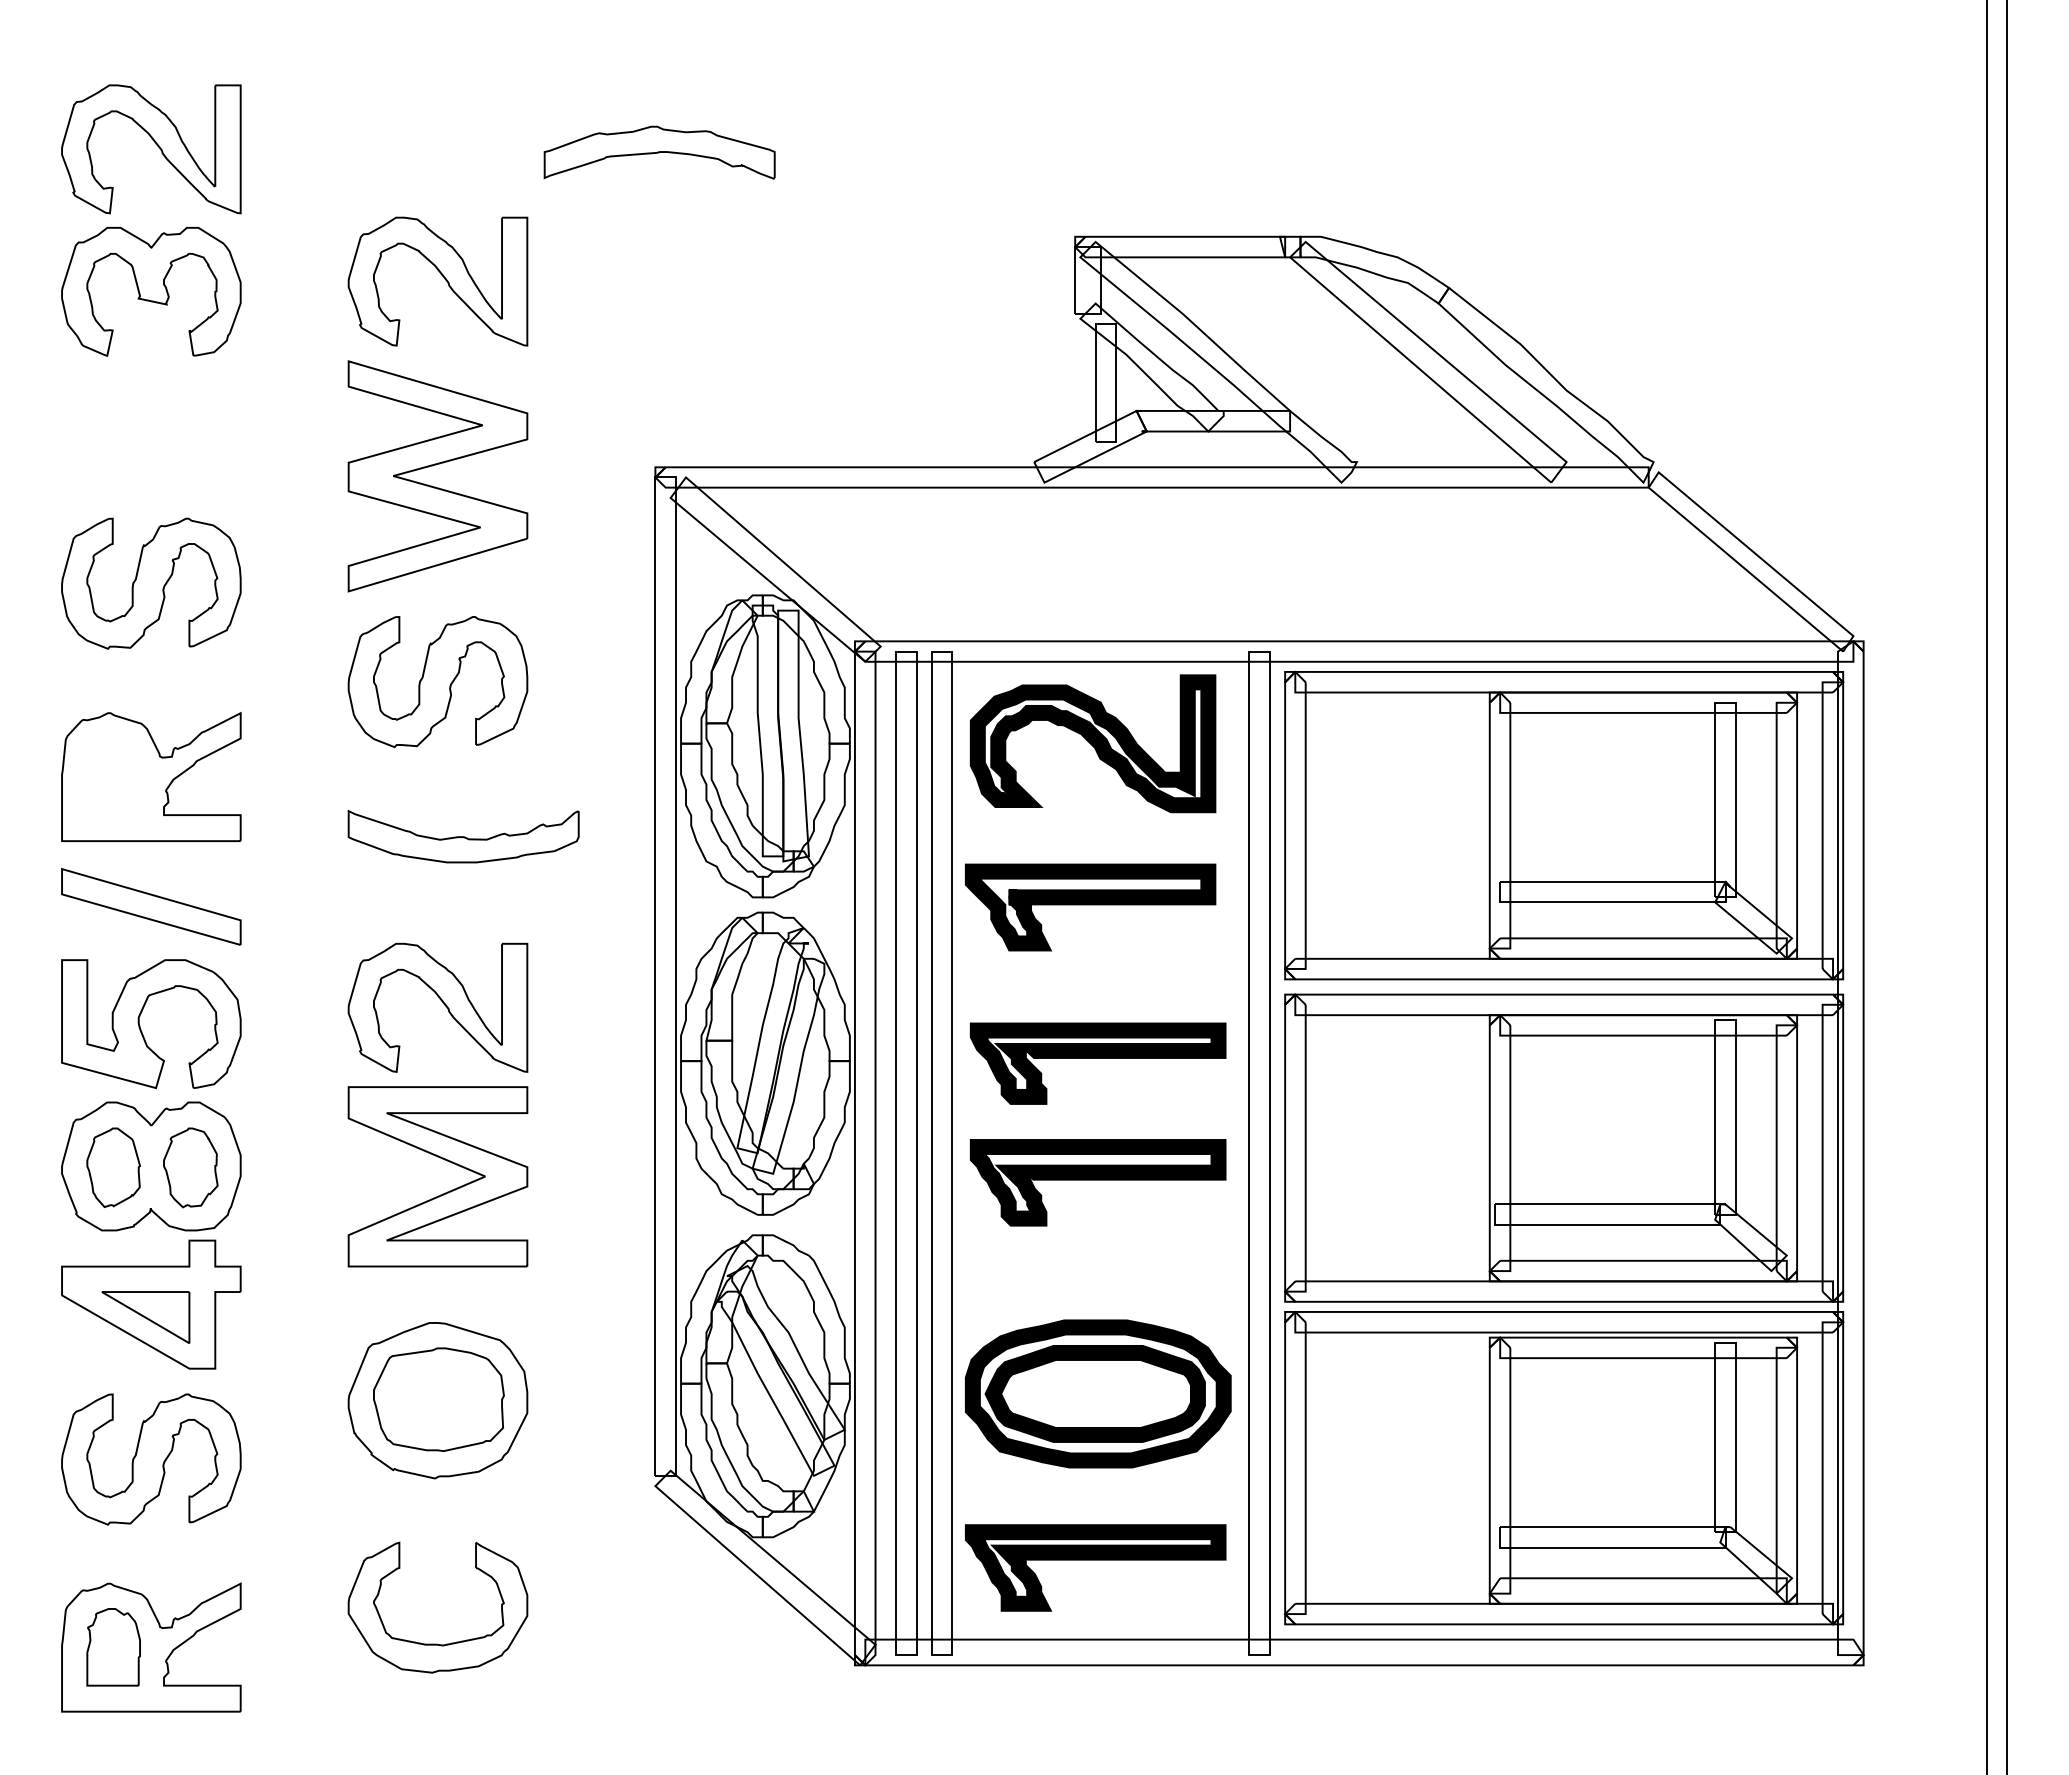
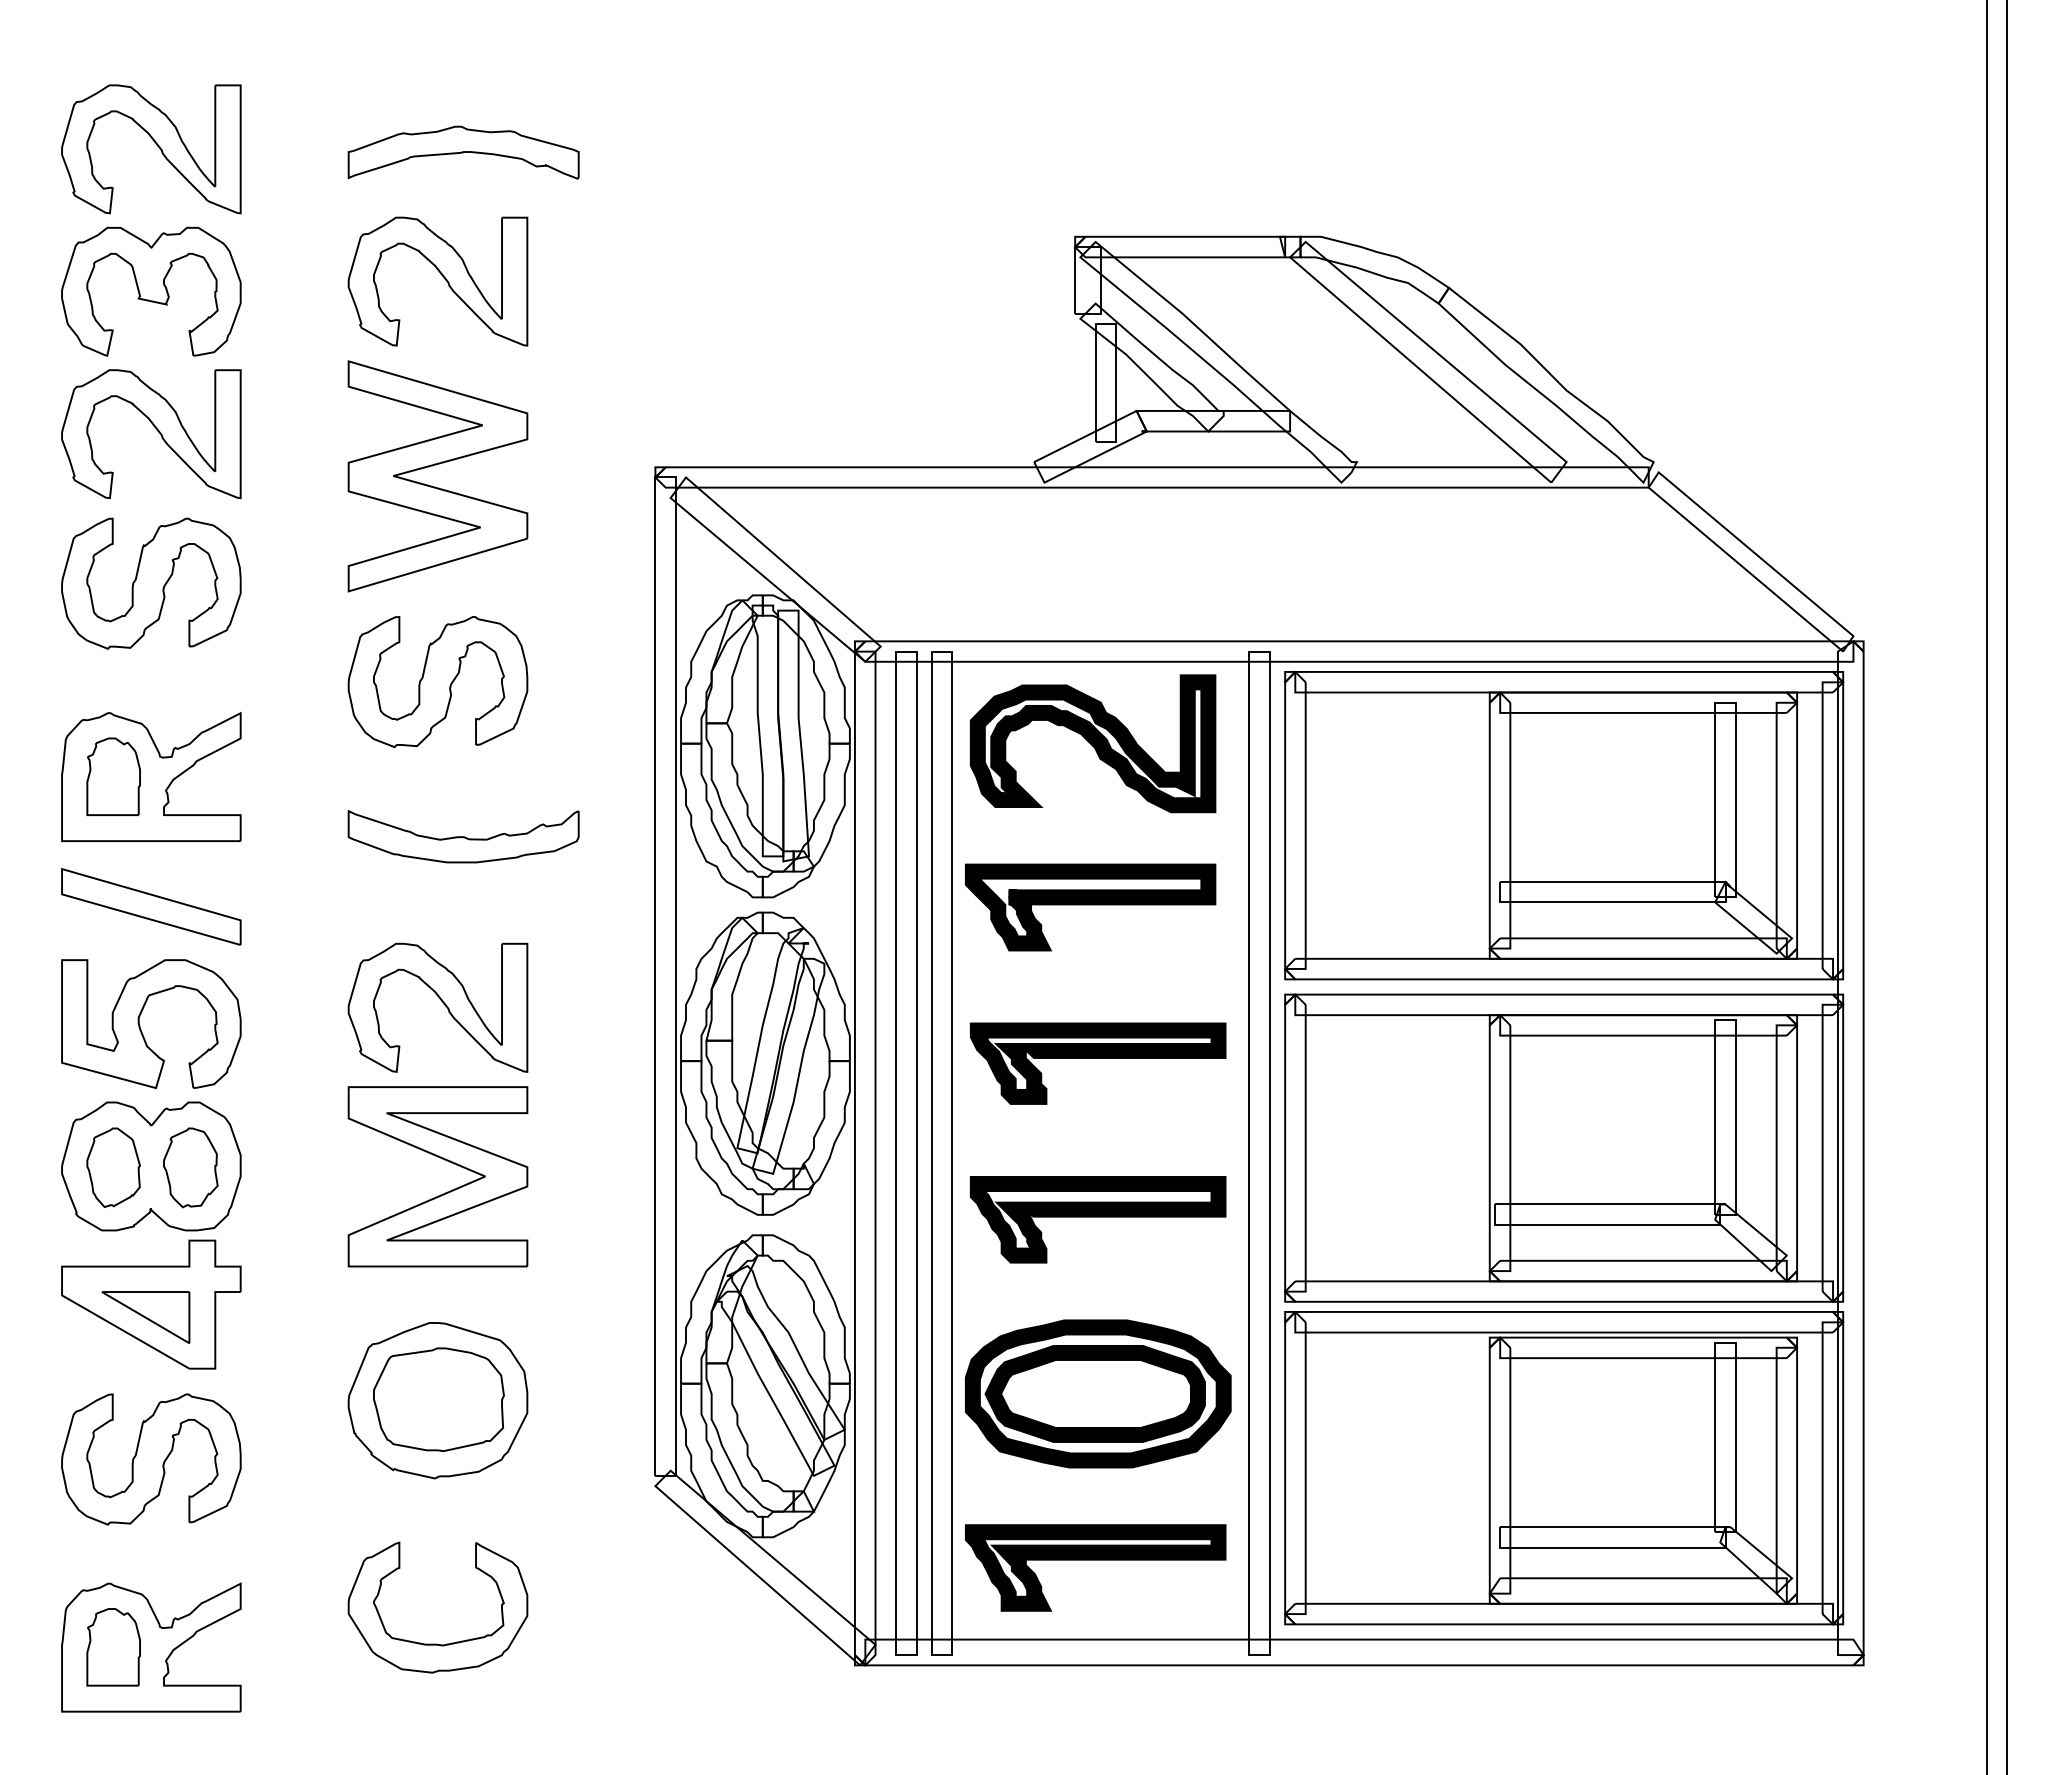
part position: (659, 152) -> (463, 152) (463, 152)
part: none -> present (156, 430)
part: none -> present (113, 776)
part position: (1097, 1182) -> (1097, 1219) (1097, 1219)
